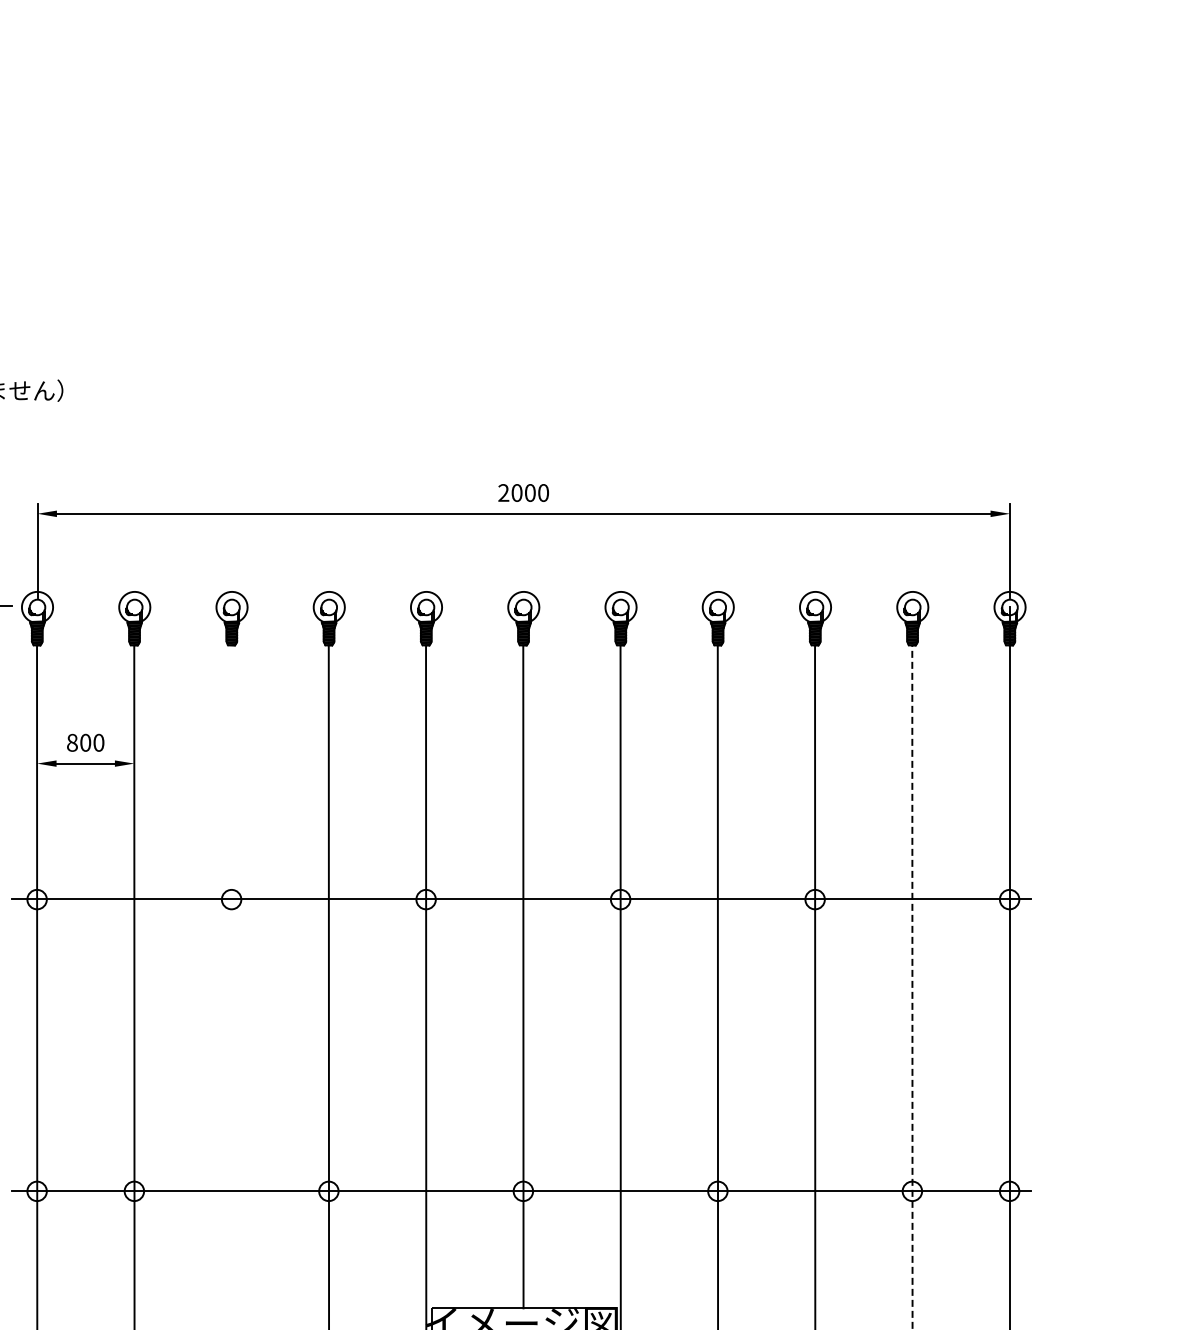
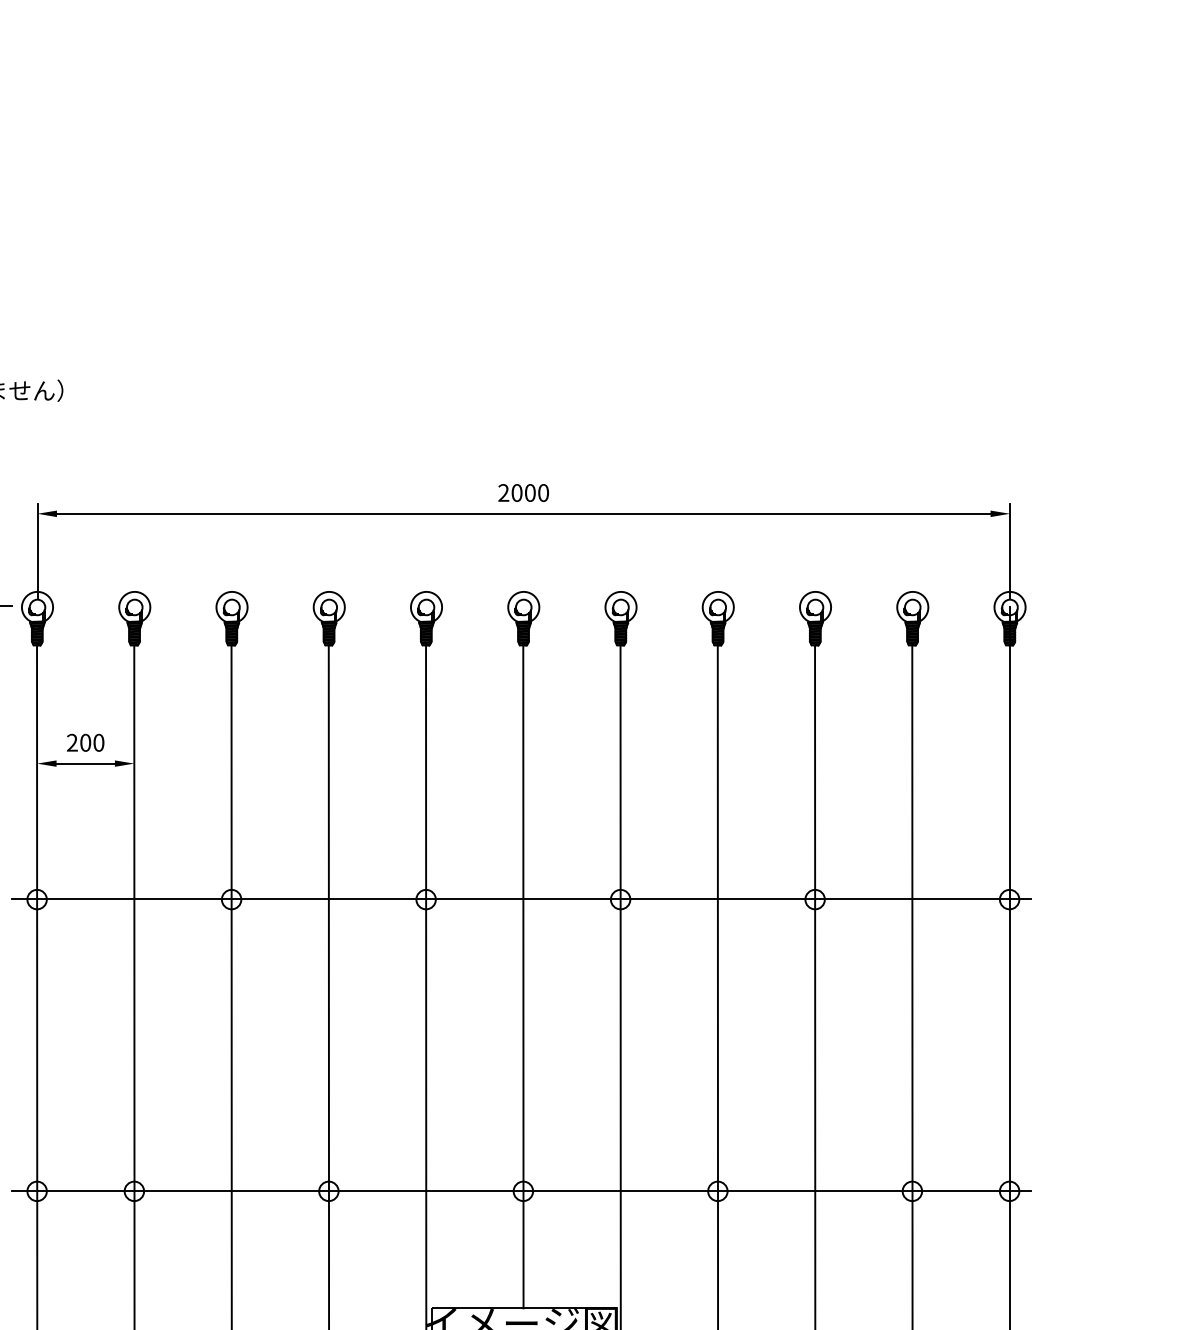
text: 800 -> 200 (72, 742)
line: none -> present (231, 985)
line: dashed -> solid (912, 987)
